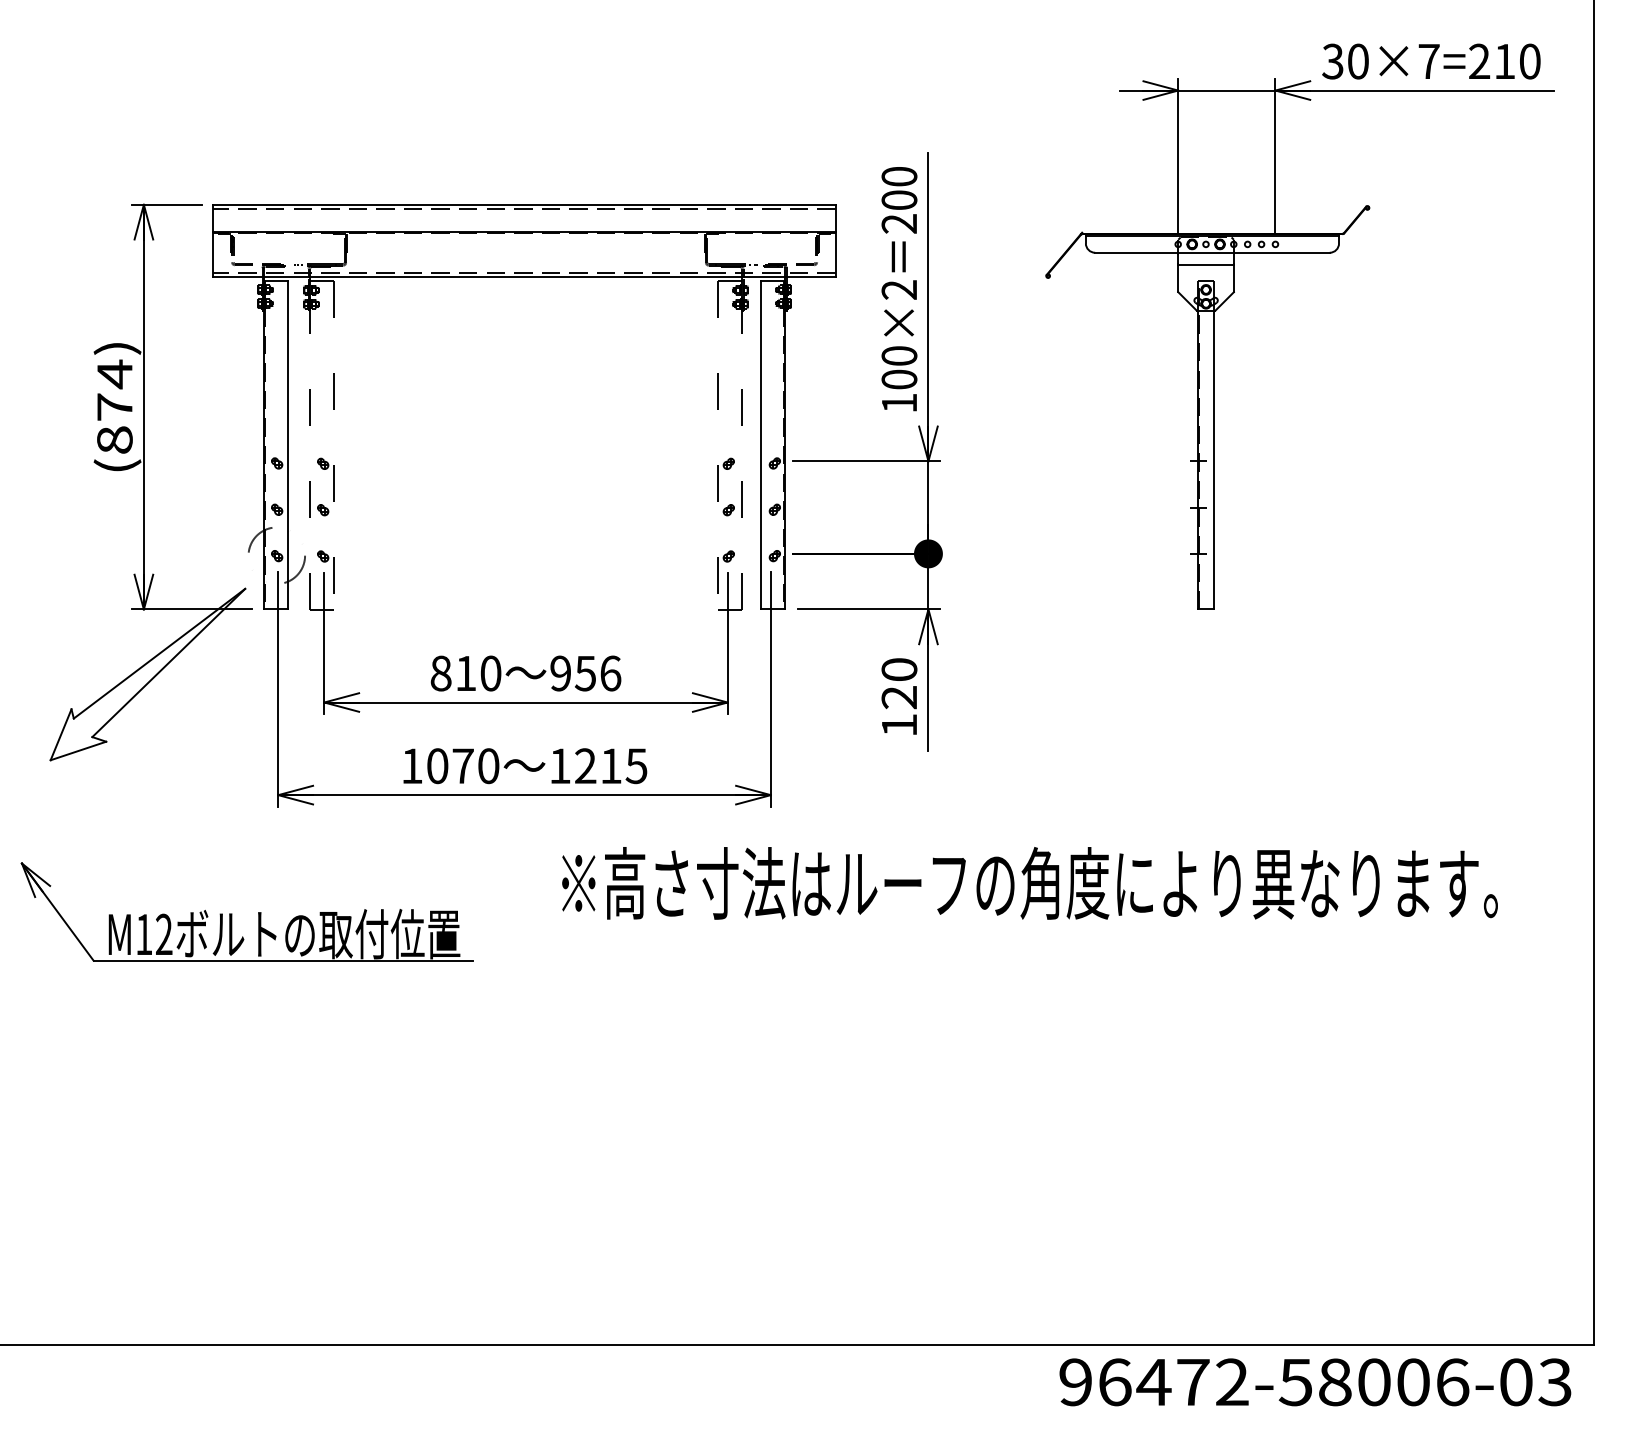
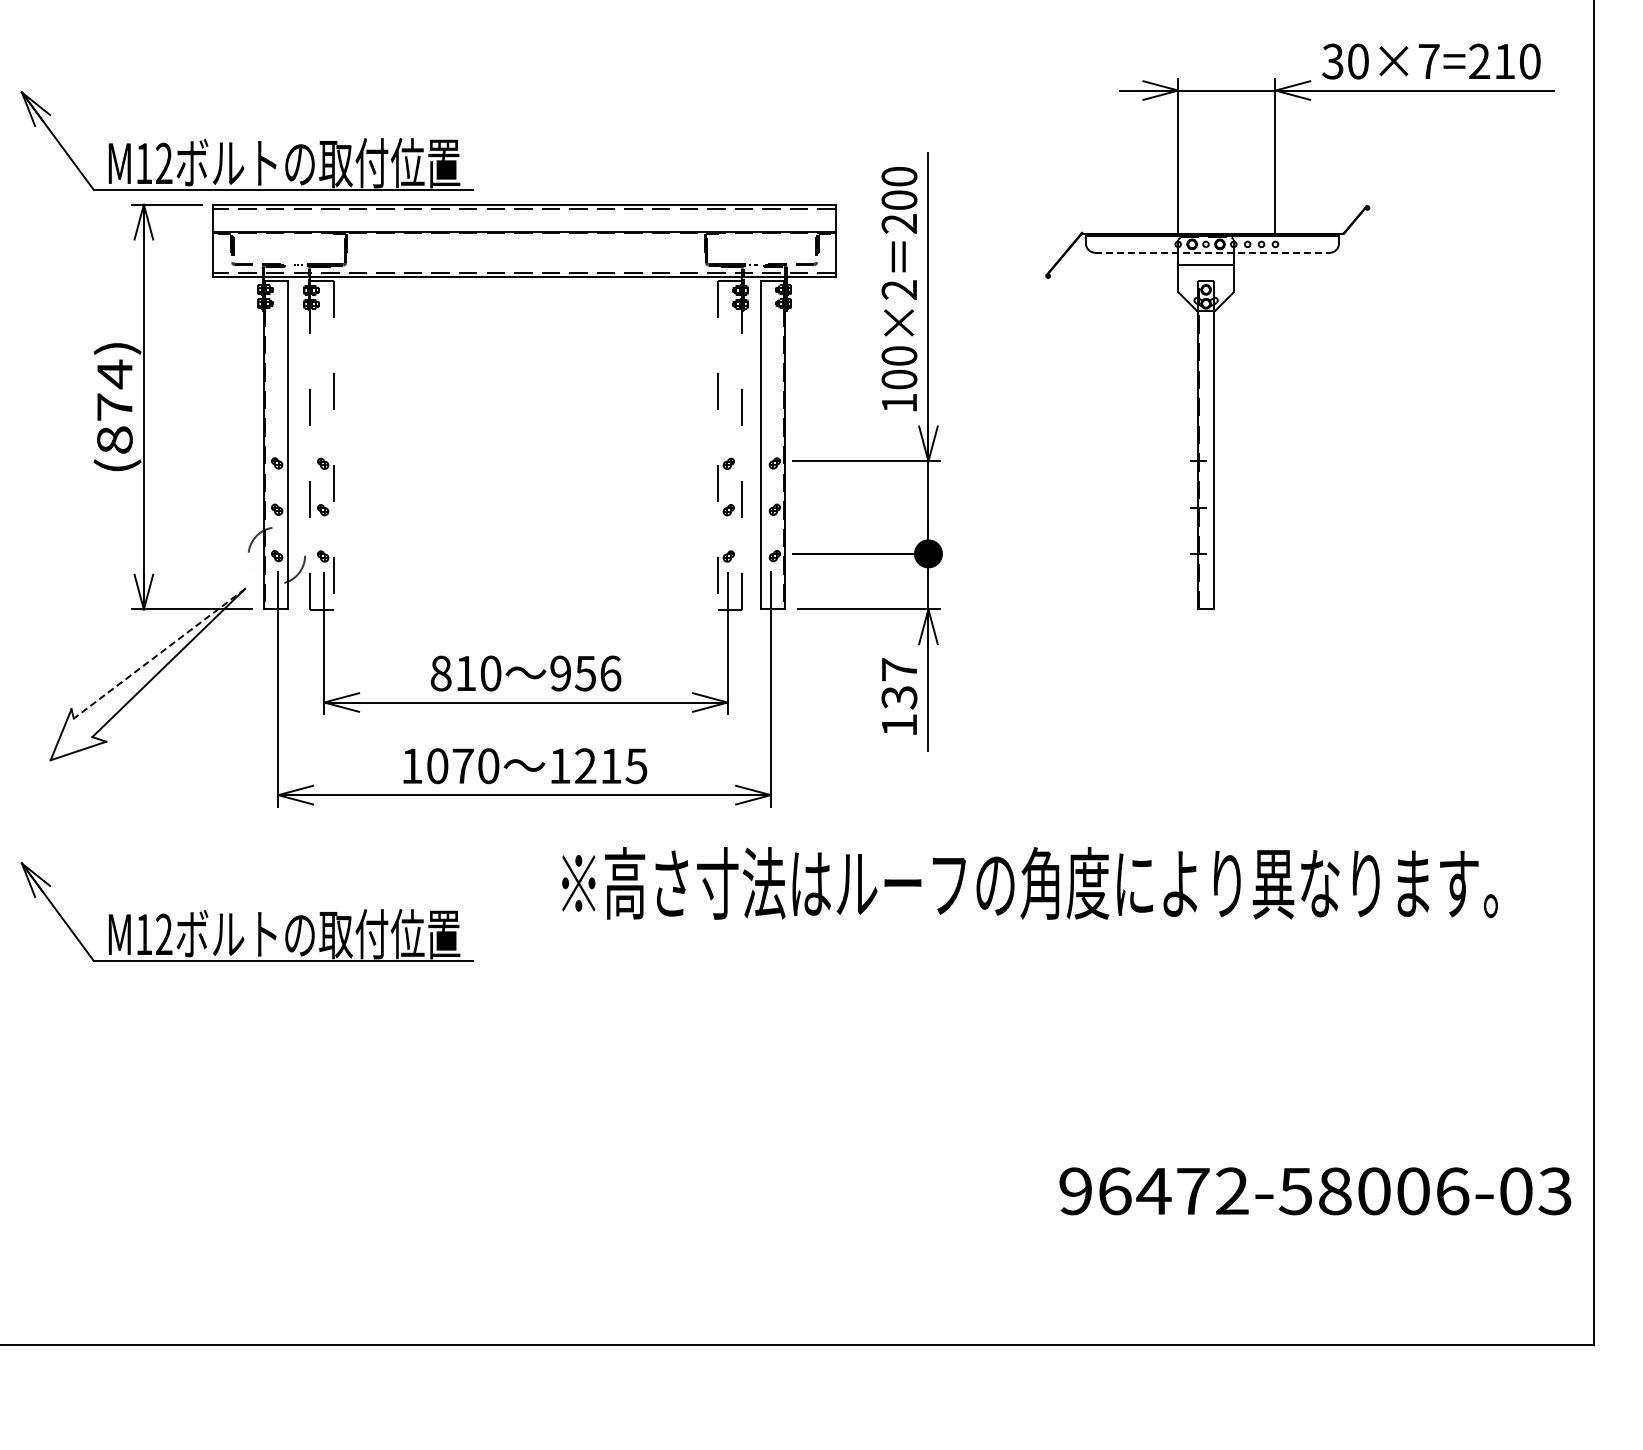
part: none -> present (258, 141)
line: solid -> dashed (1212, 252)
line: solid -> dashed (159, 654)
text: 120 -> 137 (899, 683)
text position: (1315, 1382) -> (1315, 1191) (1315, 1191)
